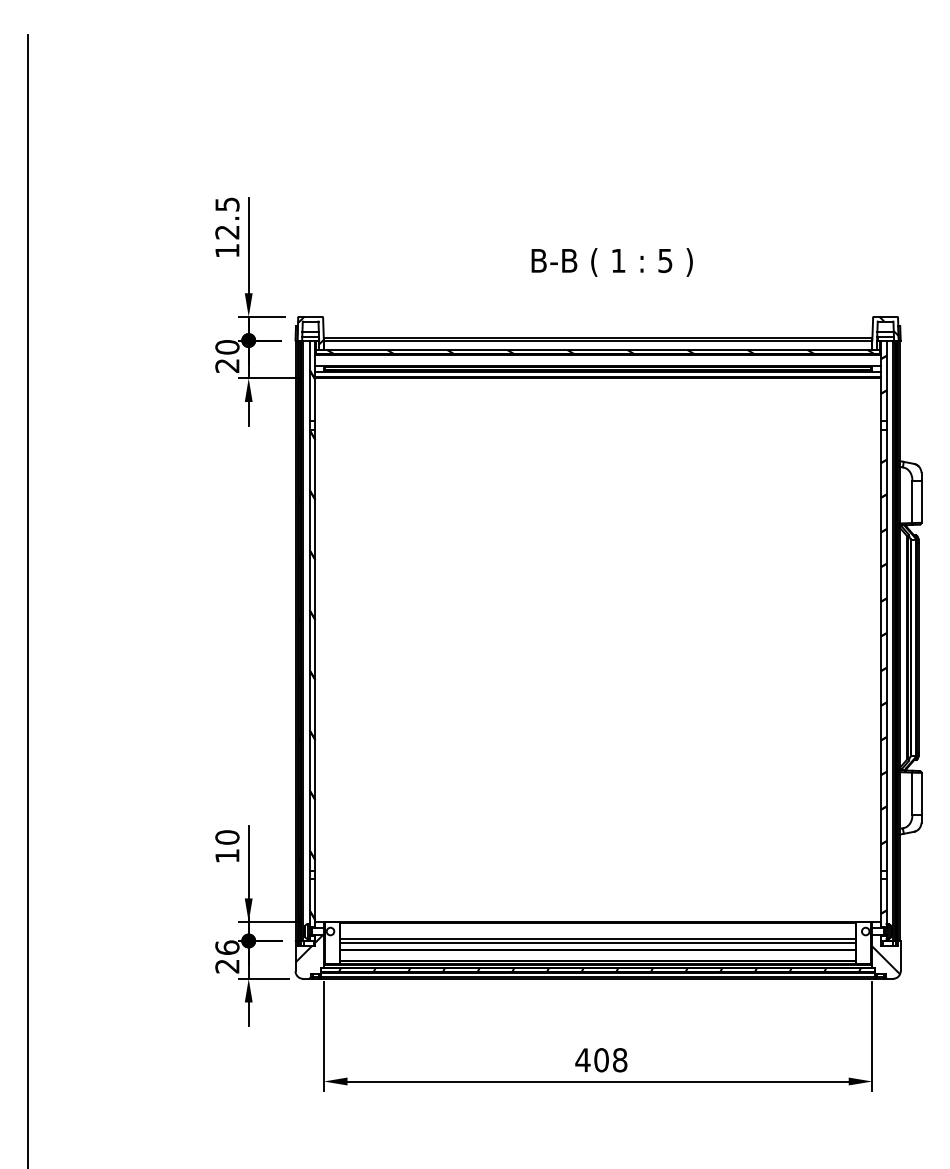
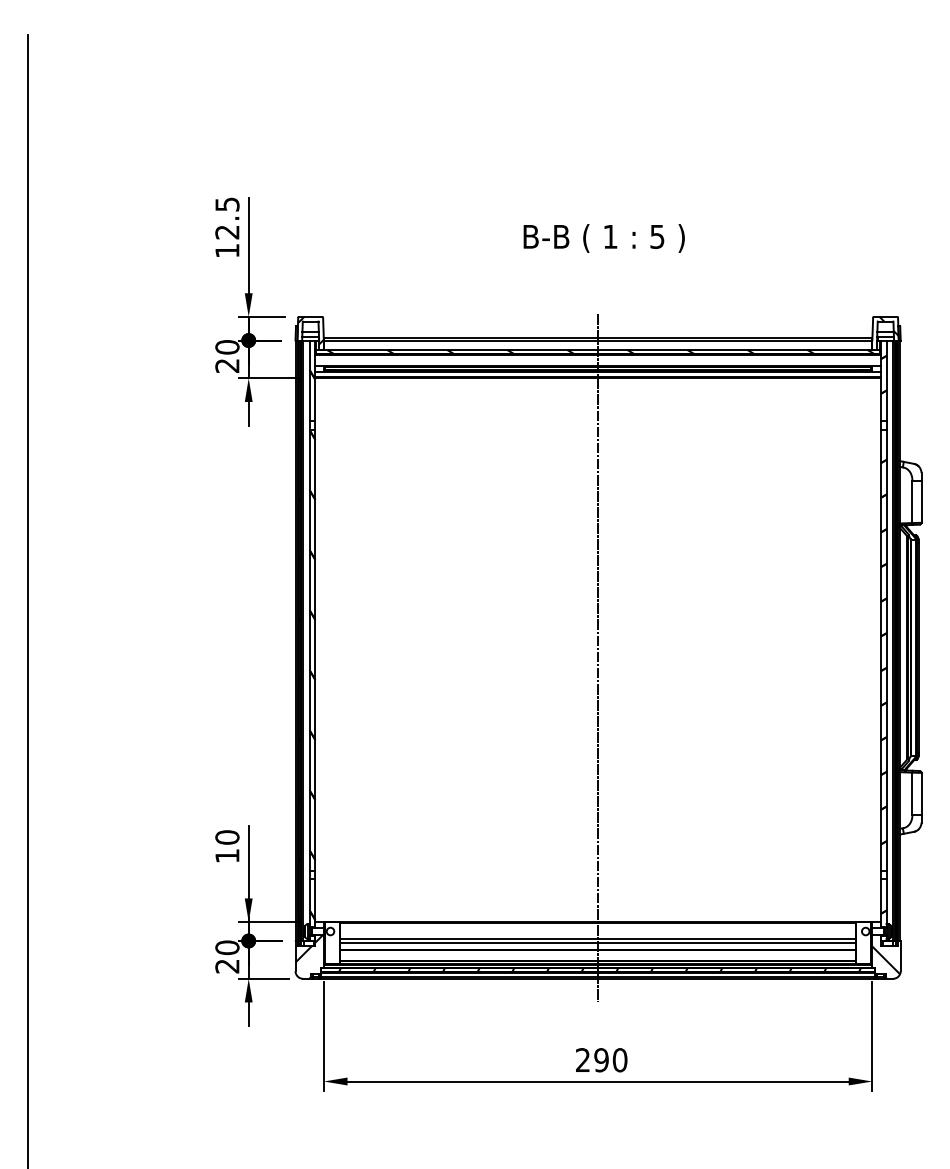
text position: (611, 262) -> (603, 238) (603, 238)
line: none -> present (598, 658)
text: 26 -> 20 (227, 947)
text: 408 -> 290 (601, 1060)
